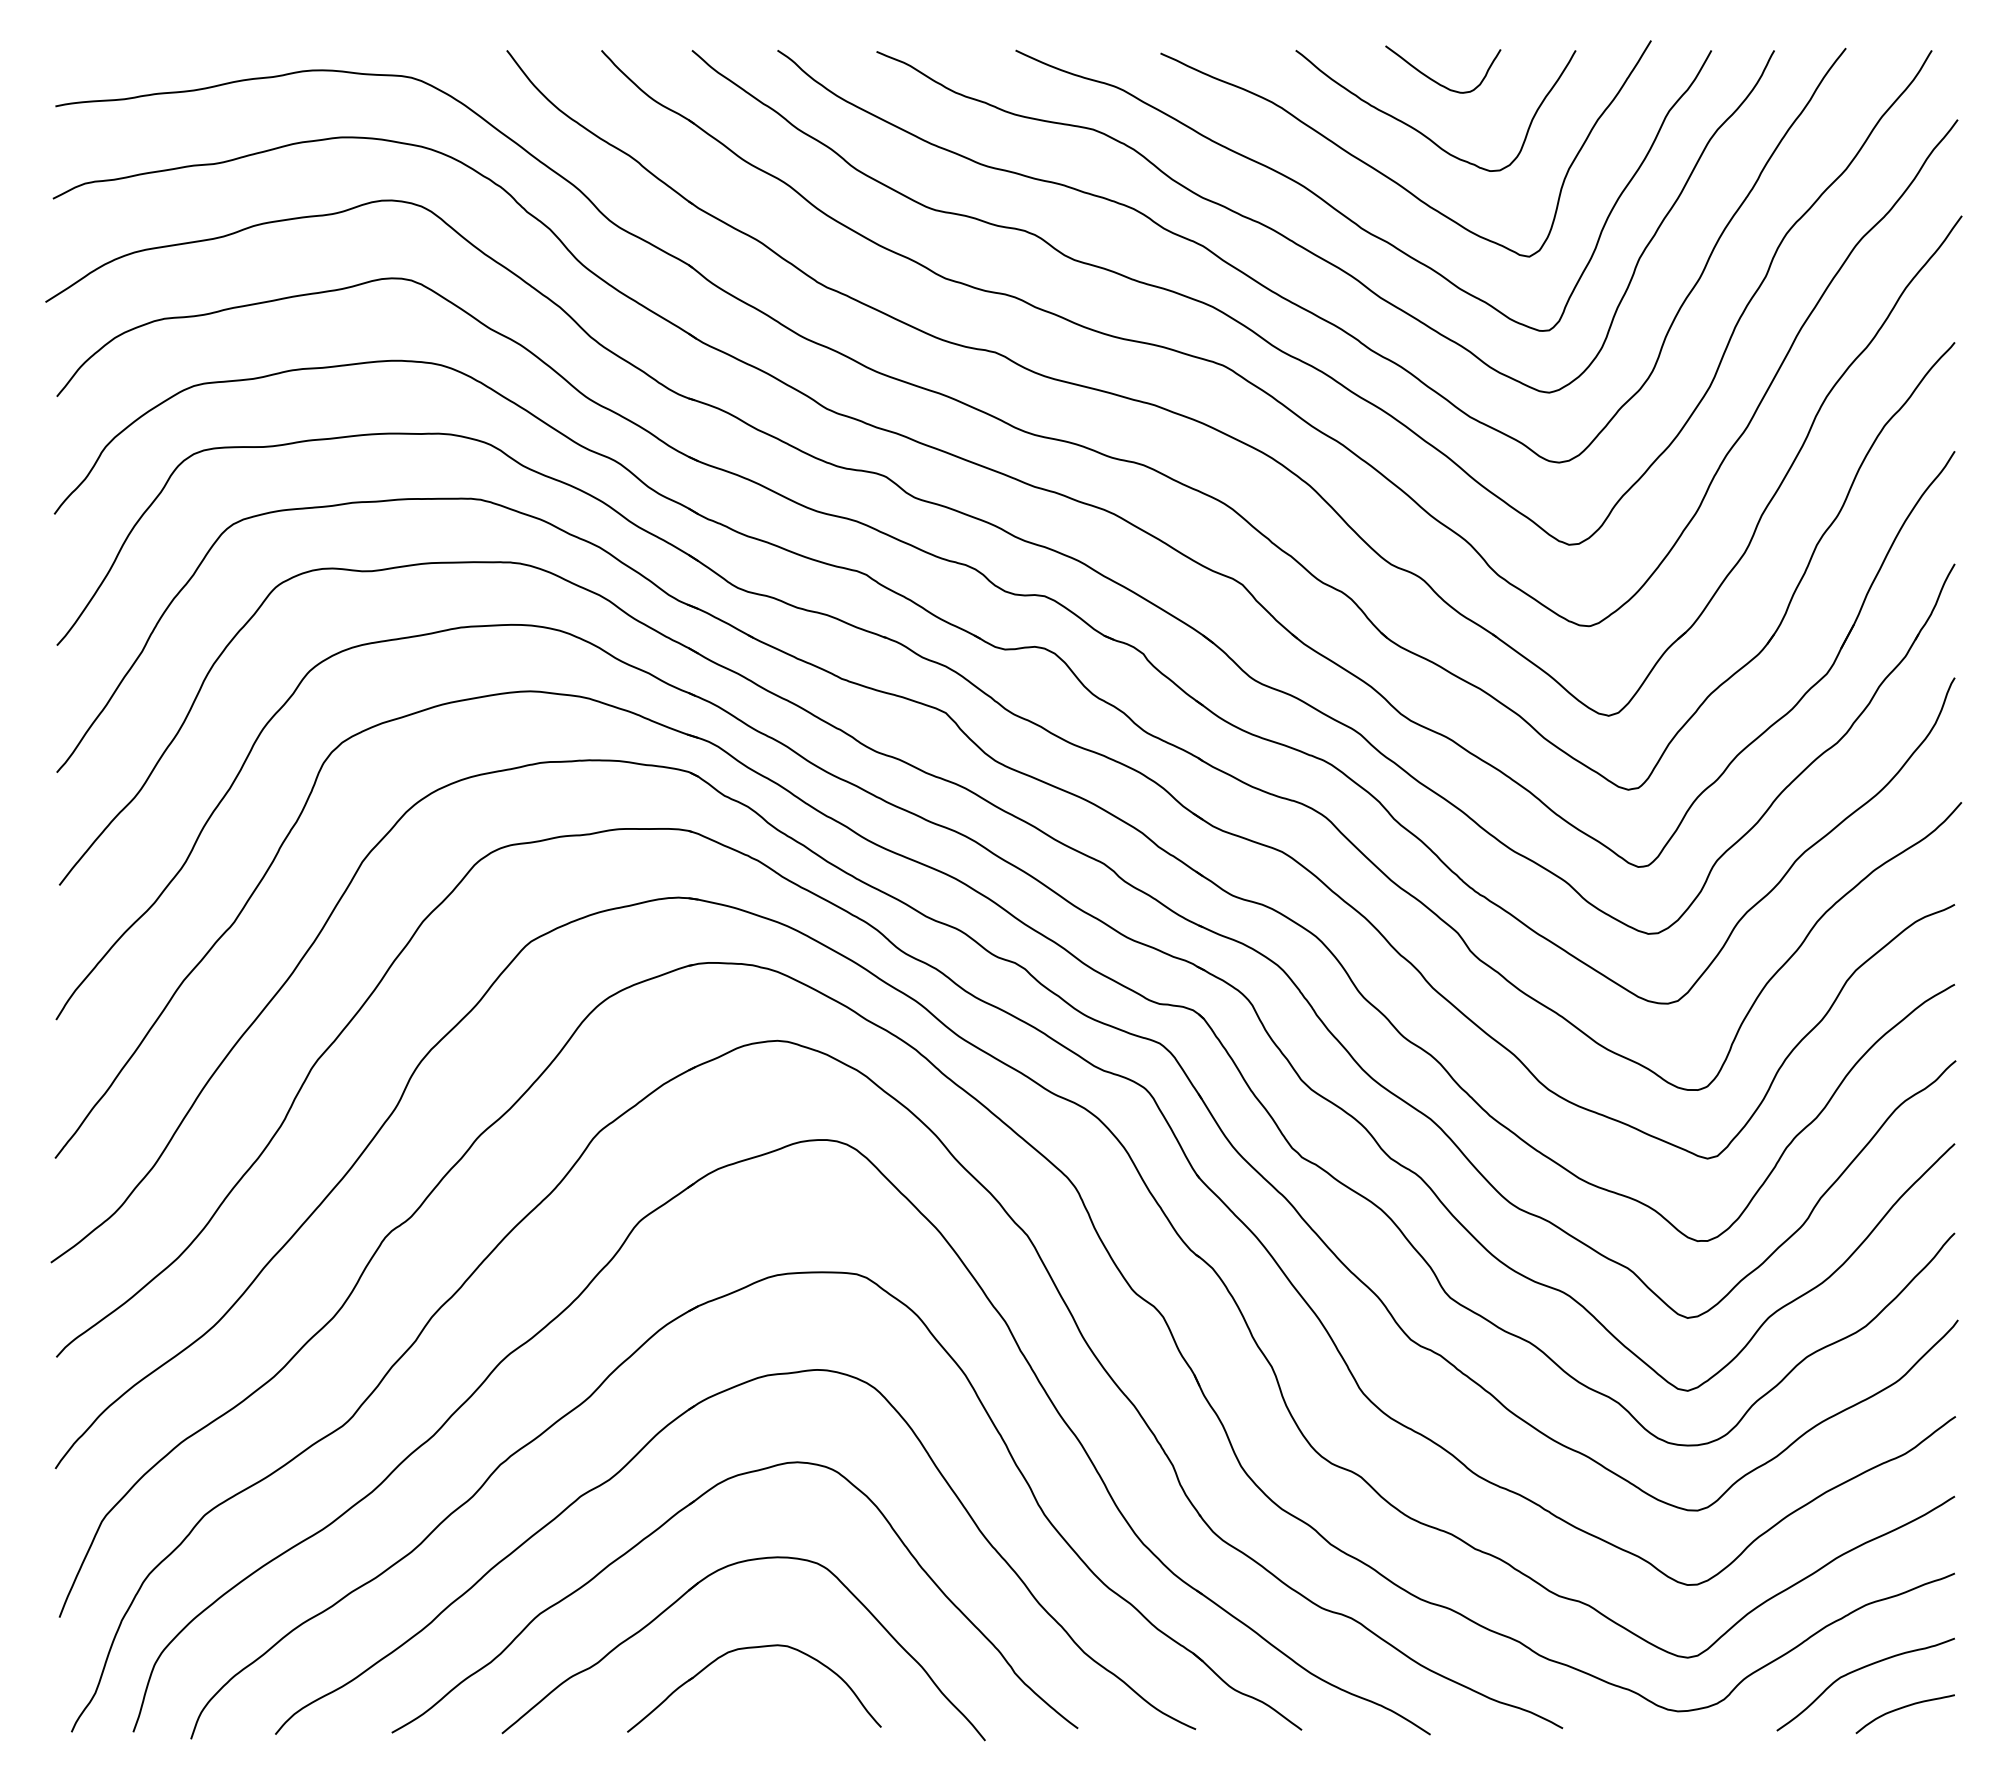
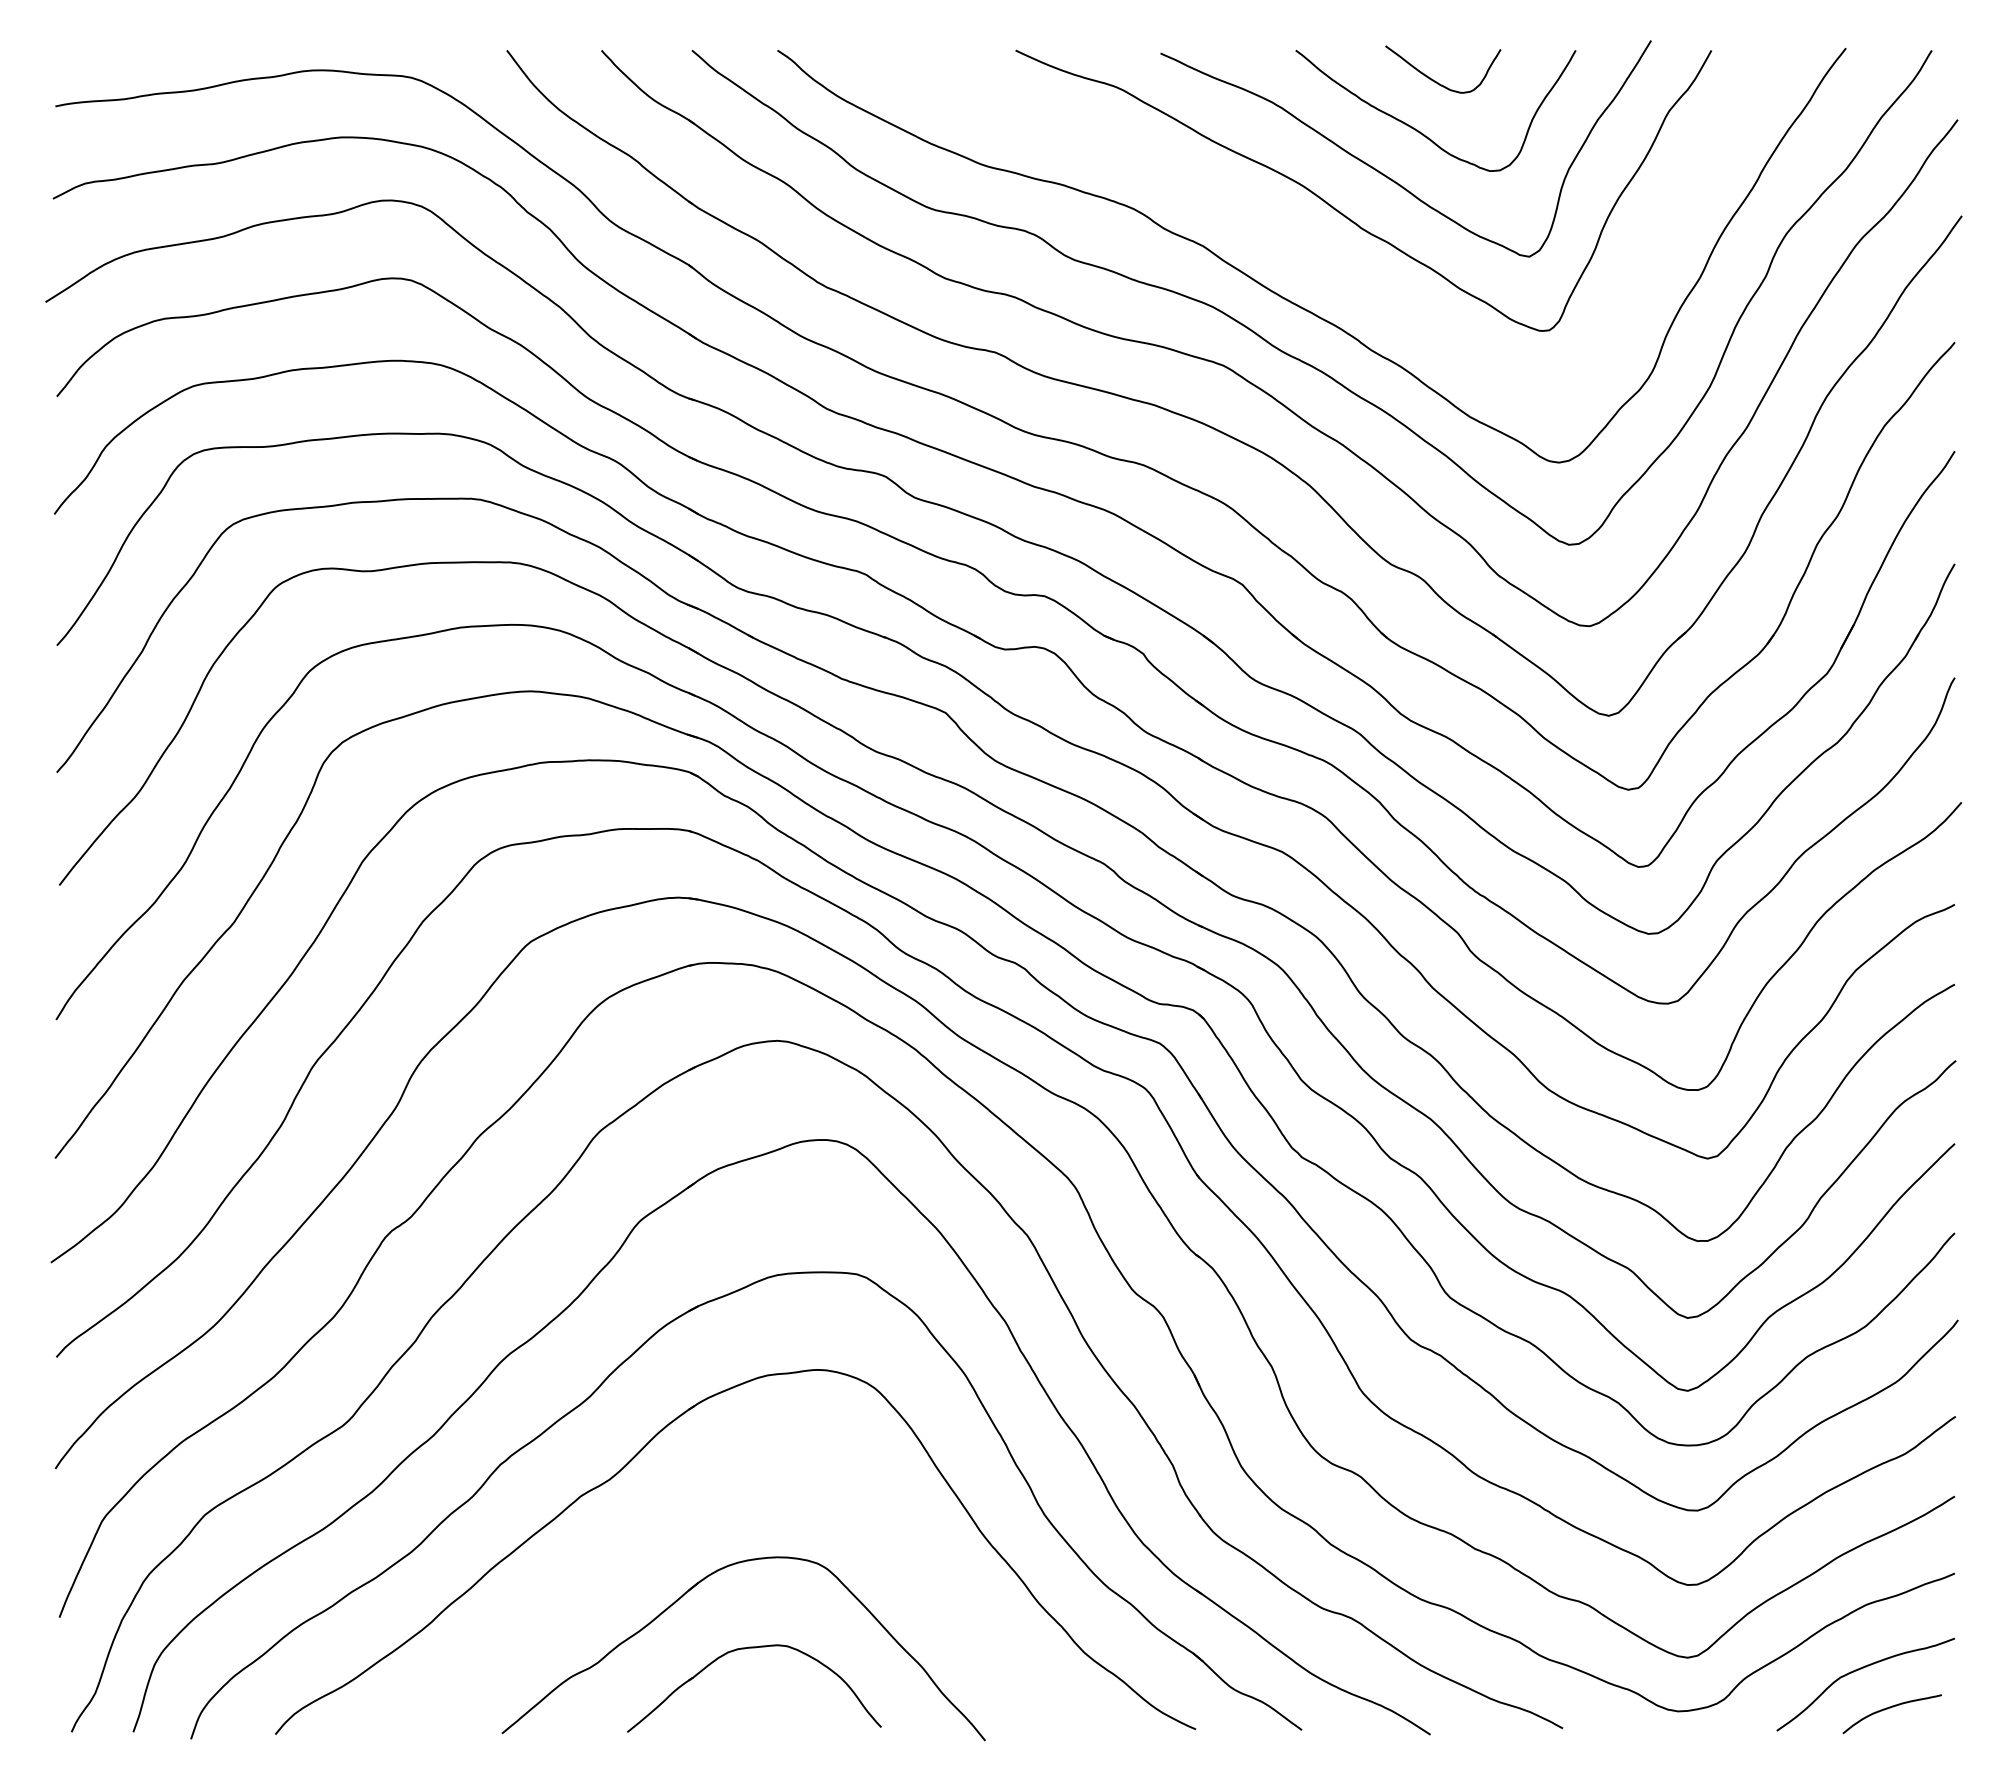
curve: present -> none (1308, 249)
part: present -> none (672, 1518)
curve position: (1903, 1708) -> (1890, 1708) (1890, 1708)
